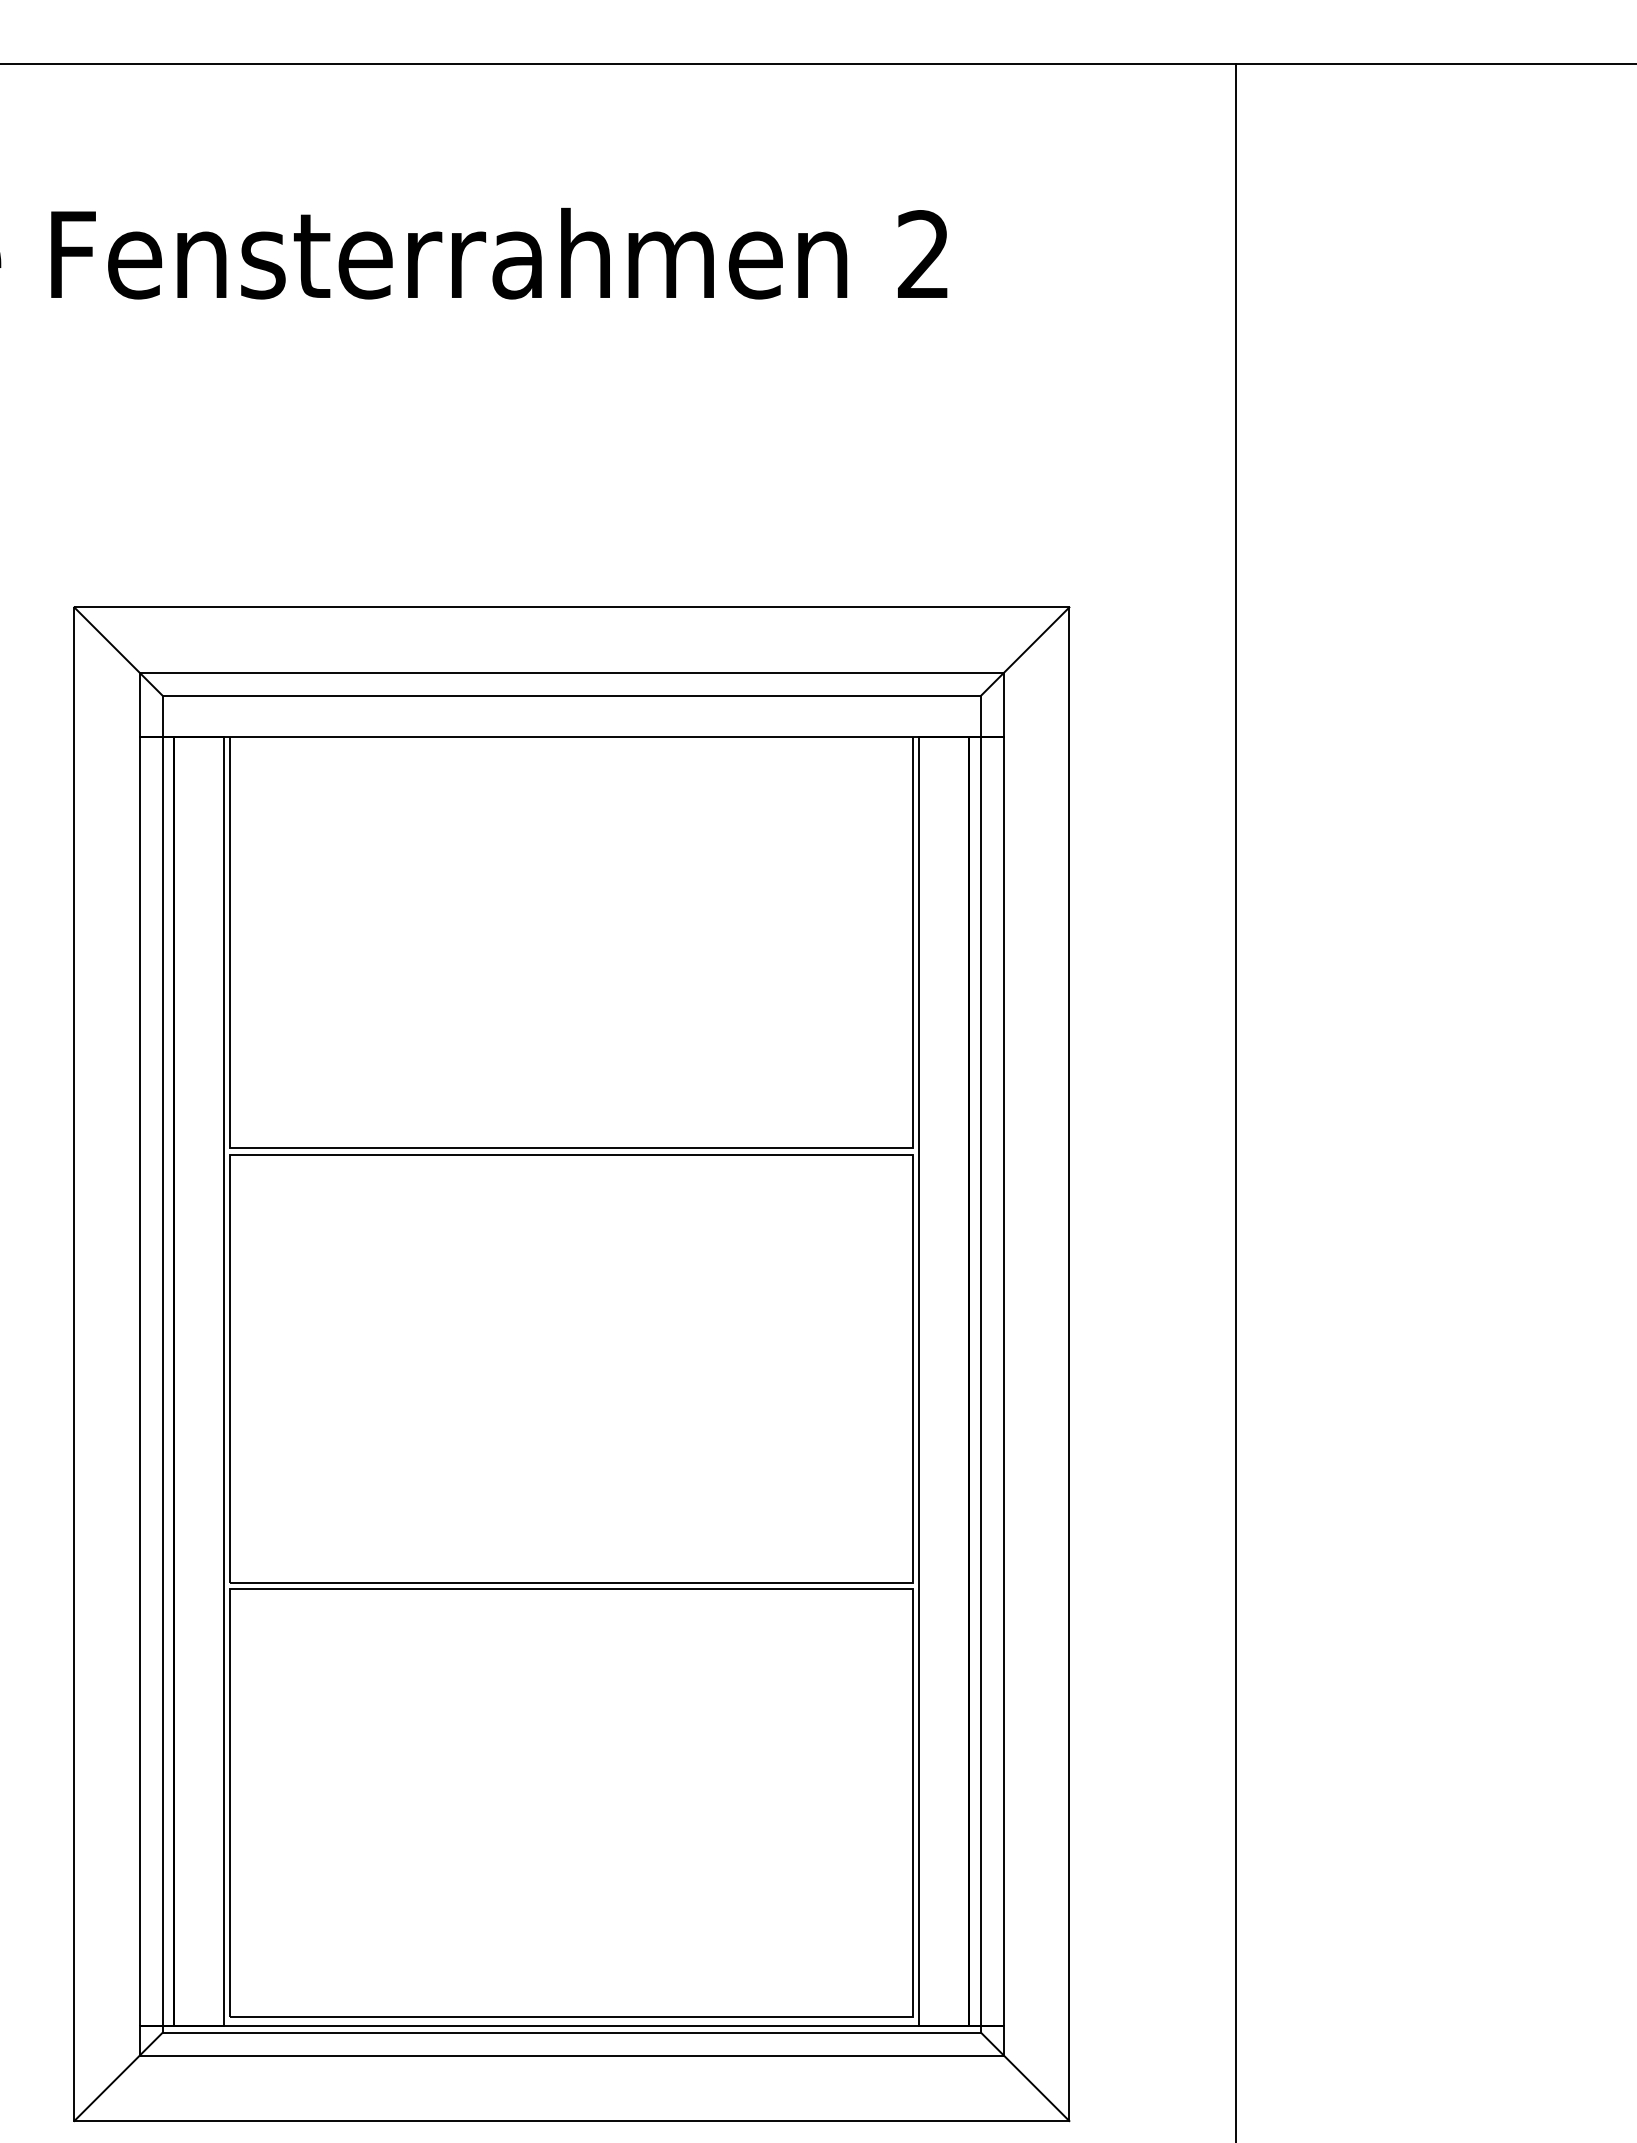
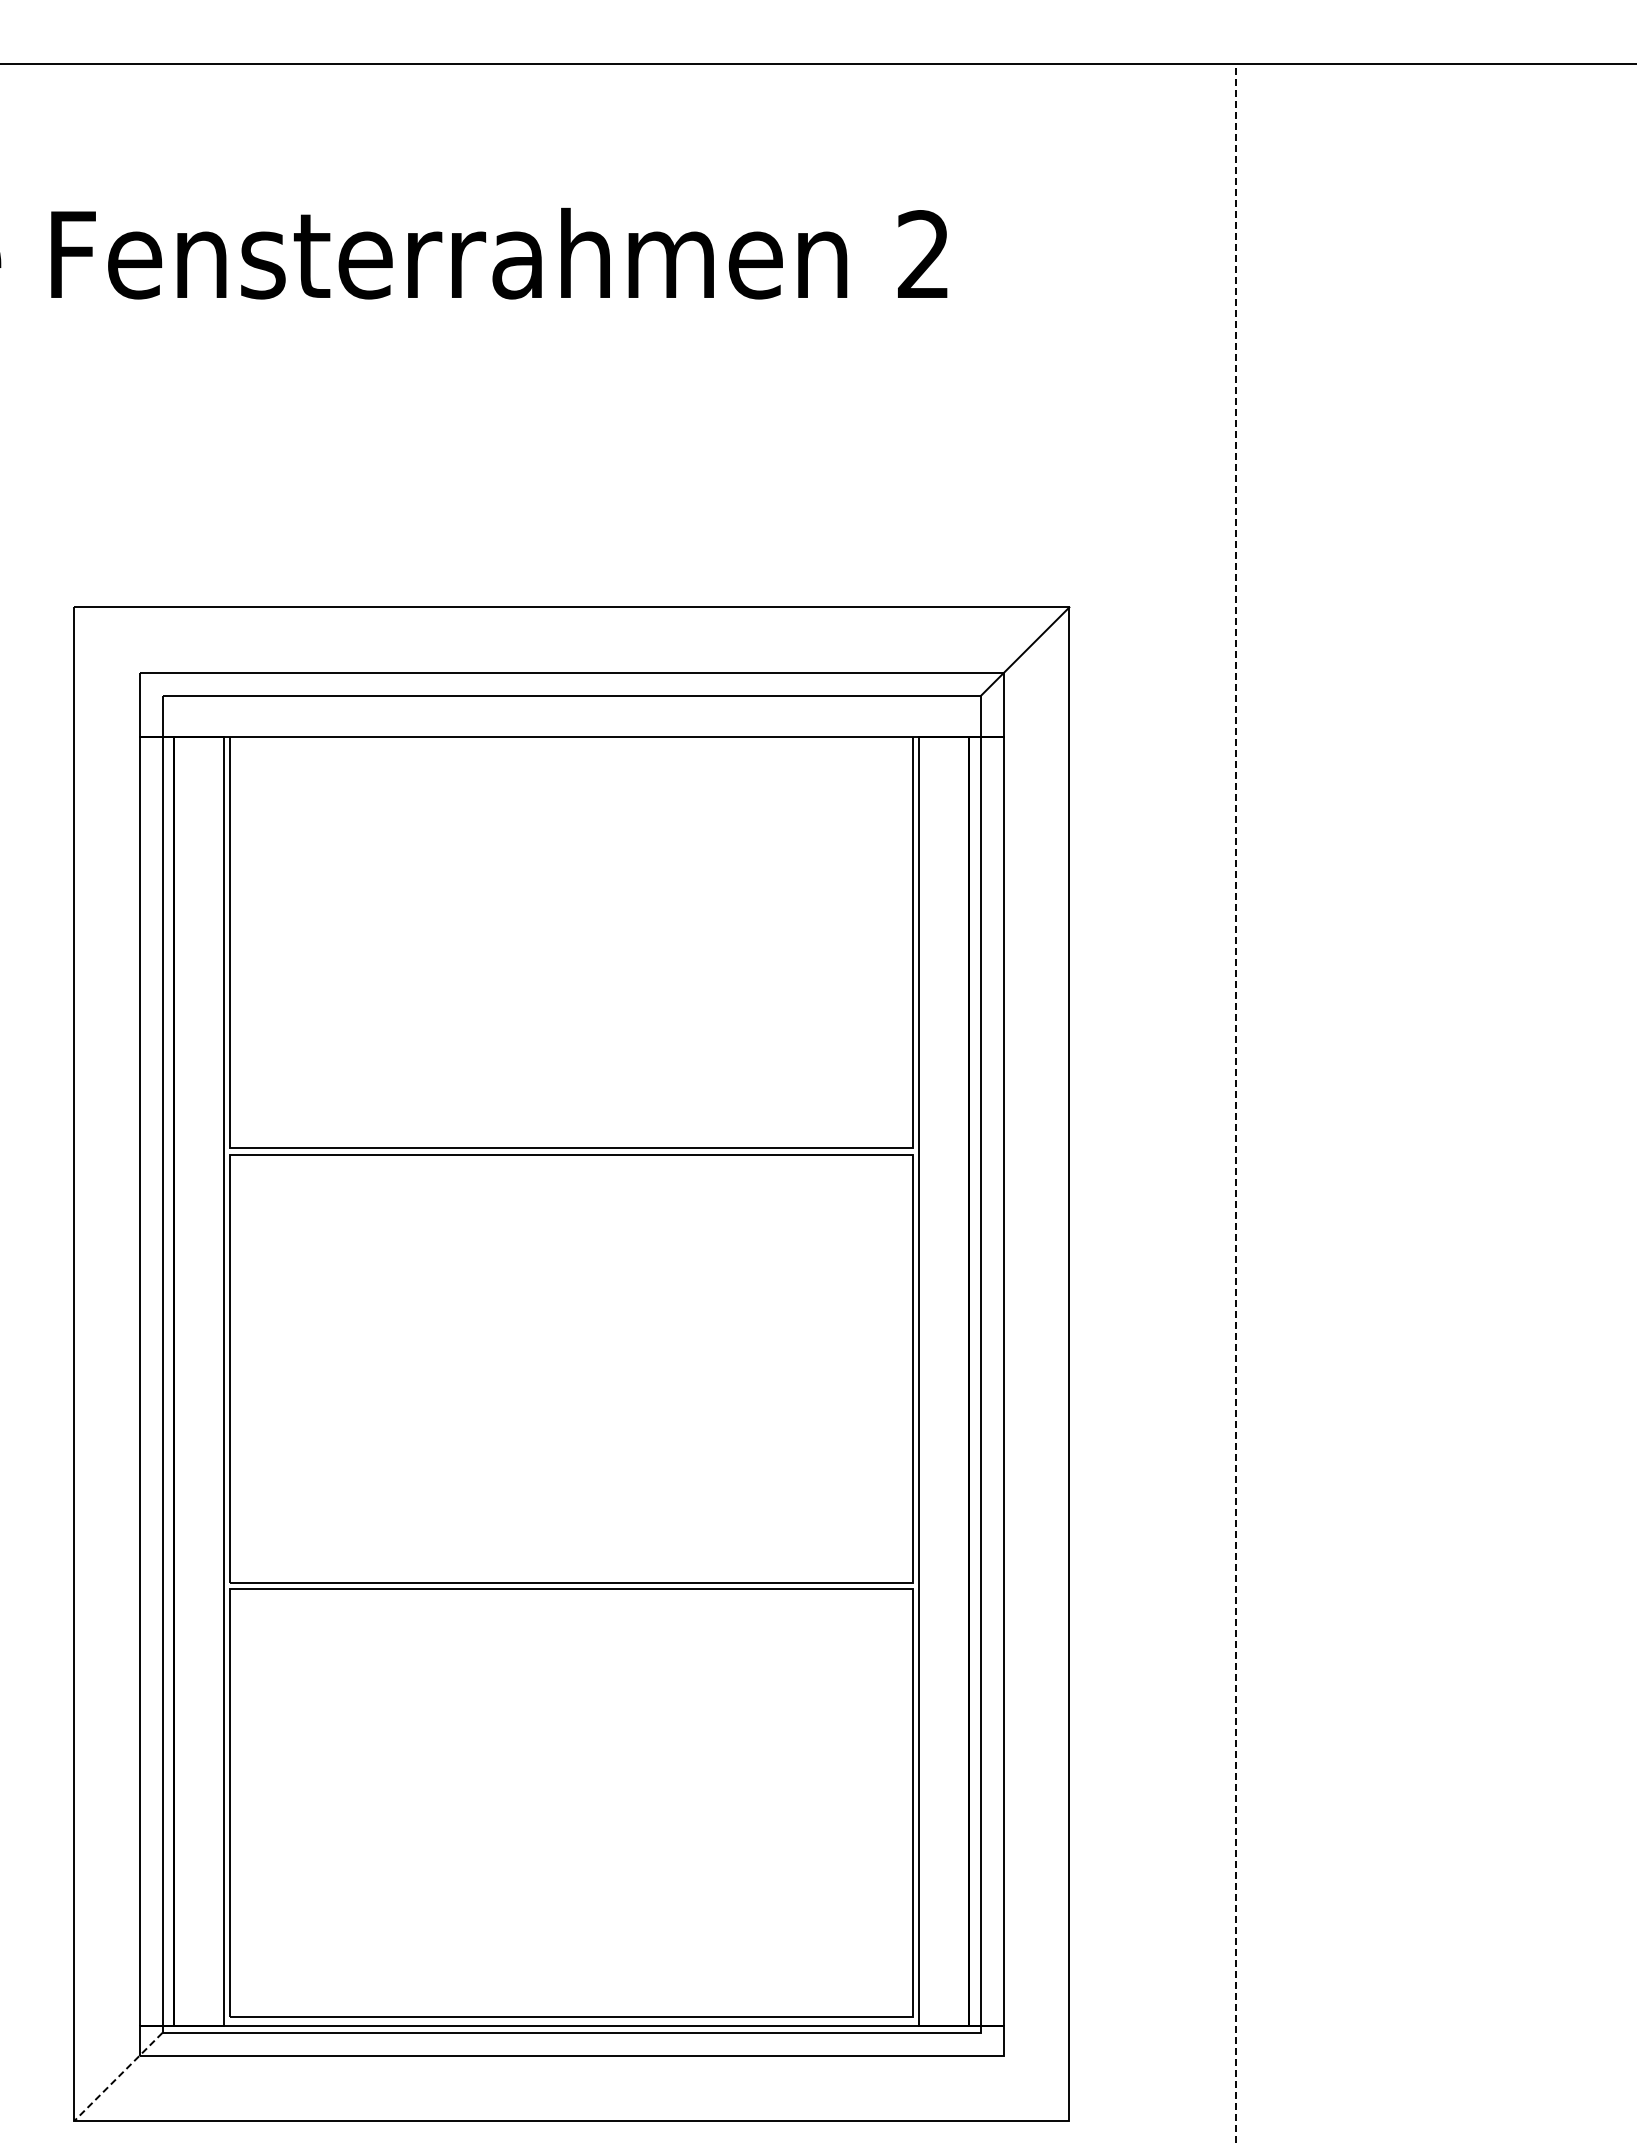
line: present -> none (118, 651)
line: solid -> dashed (1236, 1102)
line: present -> none (1025, 2076)
line: solid -> dashed (118, 2077)
